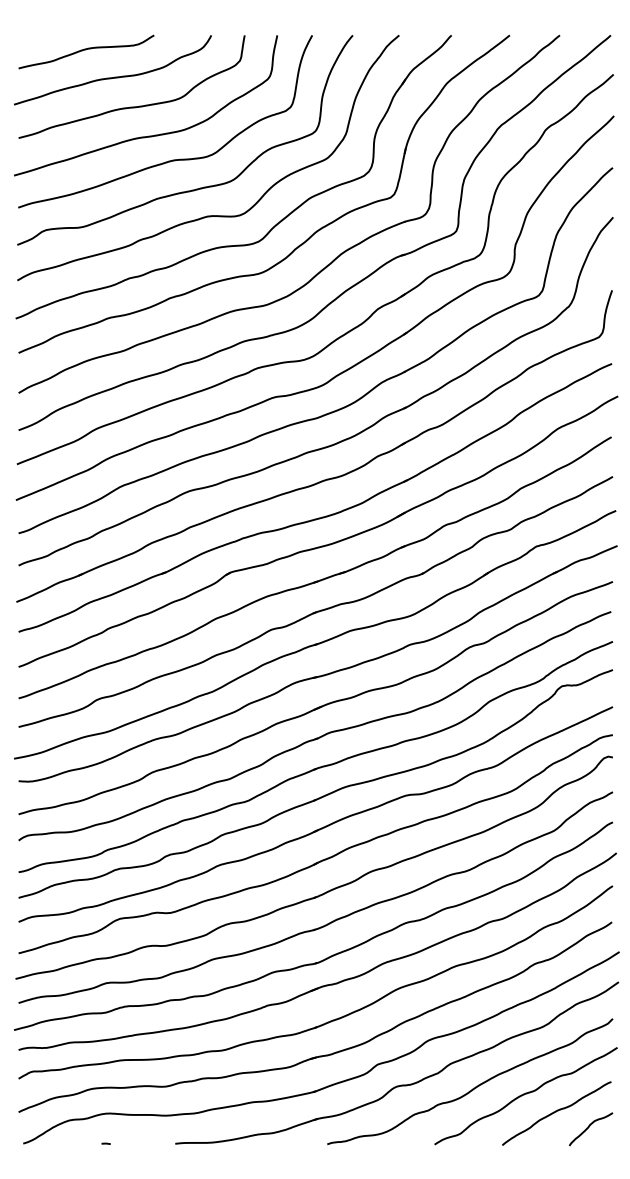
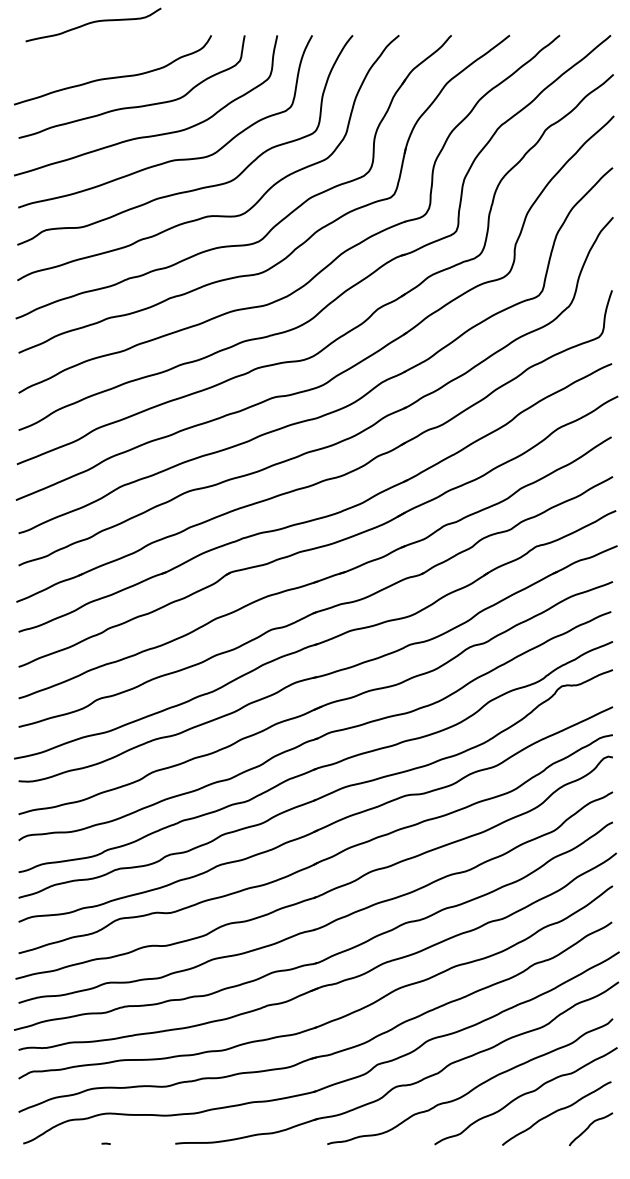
curve position: (86, 50) -> (93, 23) (93, 23)
